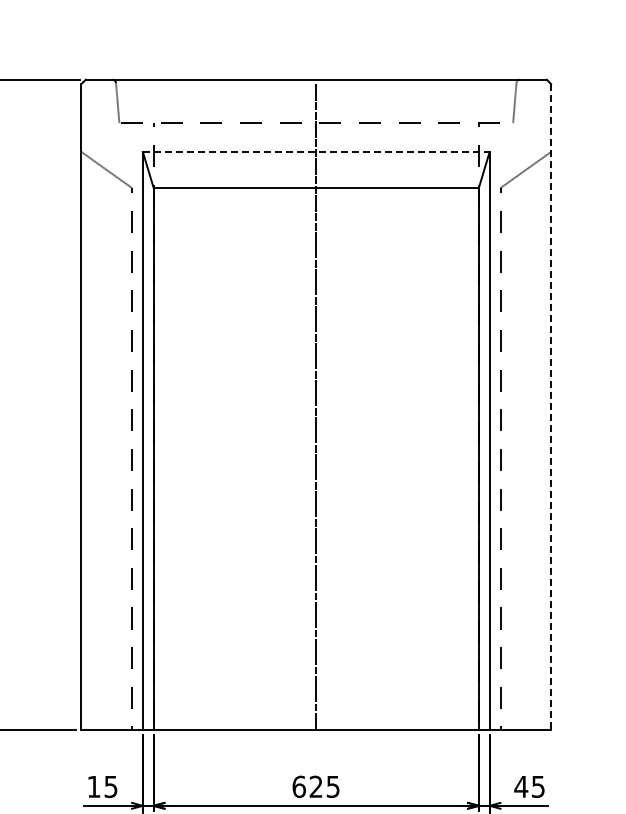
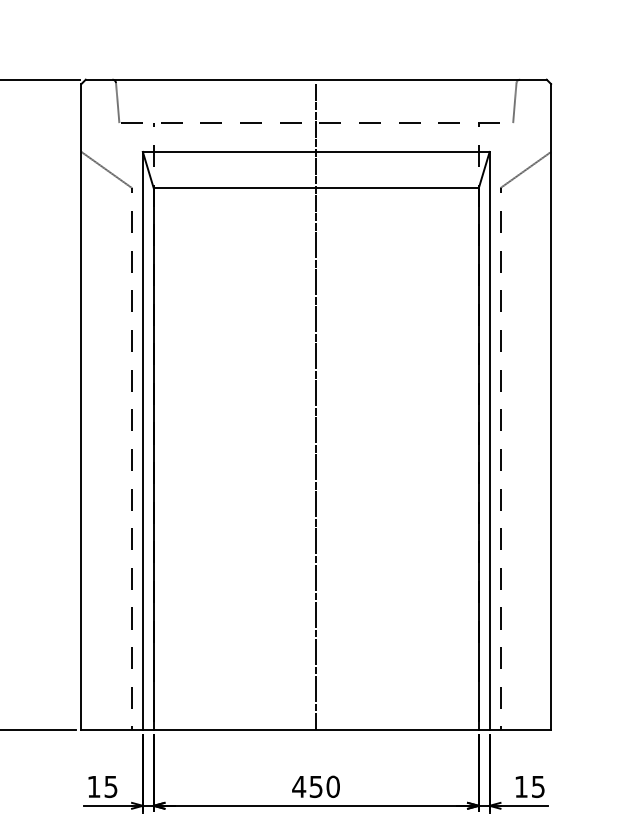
line: dashed -> solid (316, 151)
line: dashed -> solid (551, 407)
text: 625 -> 450 (315, 786)
text: 45 -> 15 (521, 786)
